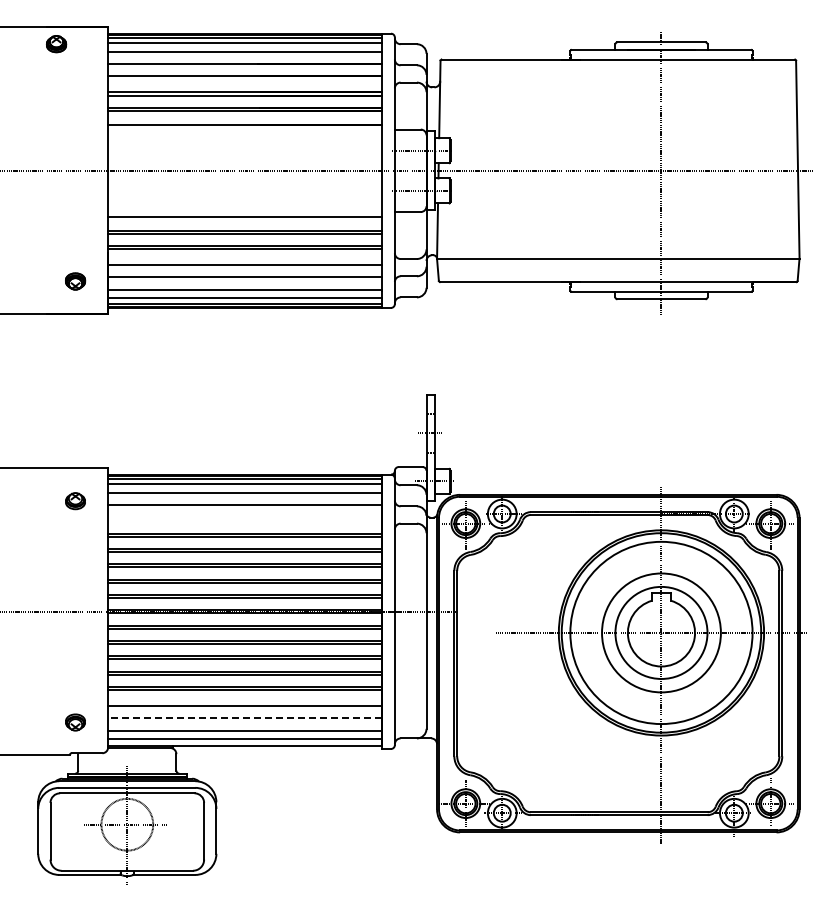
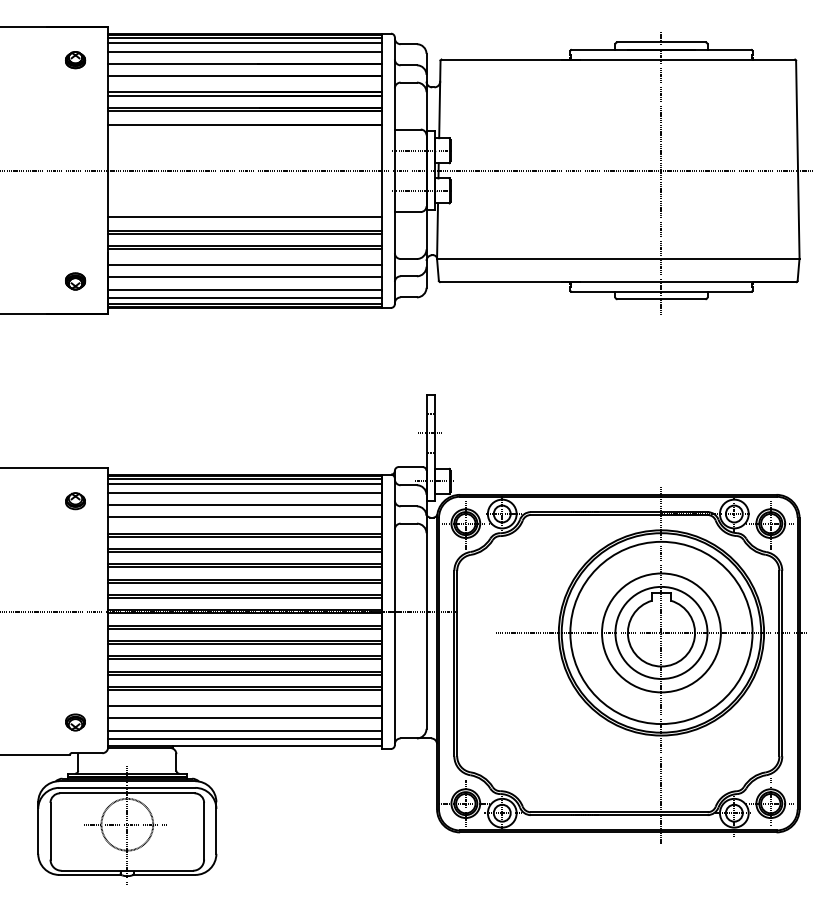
part position: (56, 44) -> (75, 60) (75, 60)
line: none -> present (245, 517)
line: dashed -> solid (244, 718)
